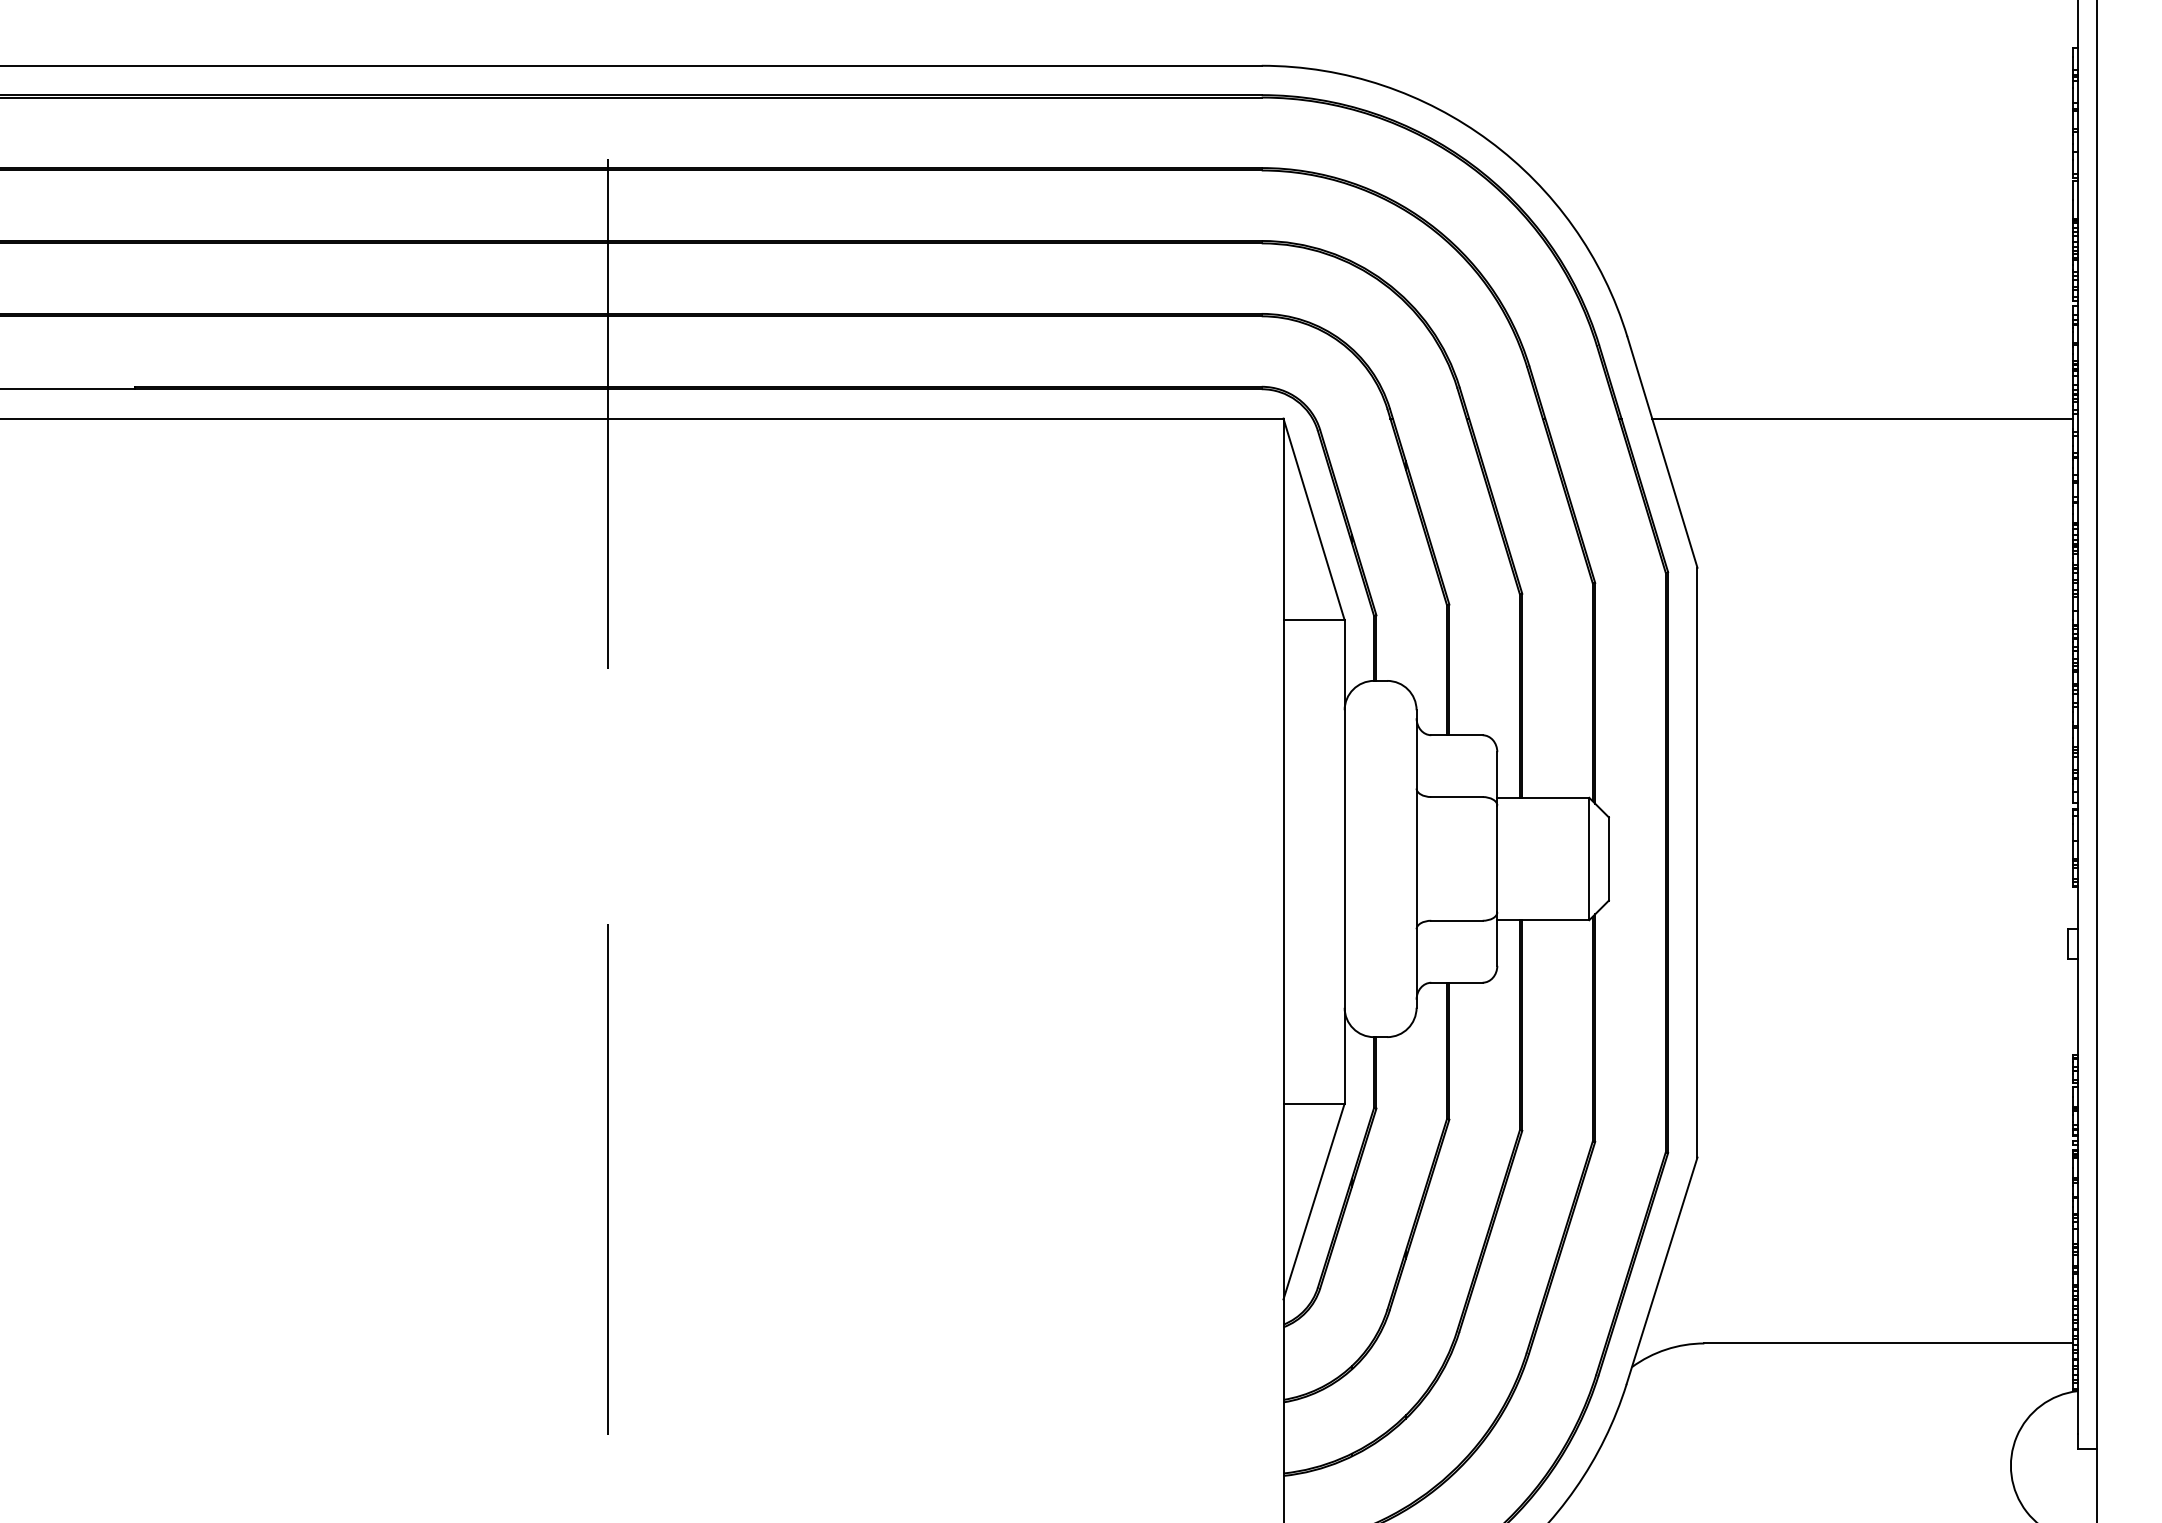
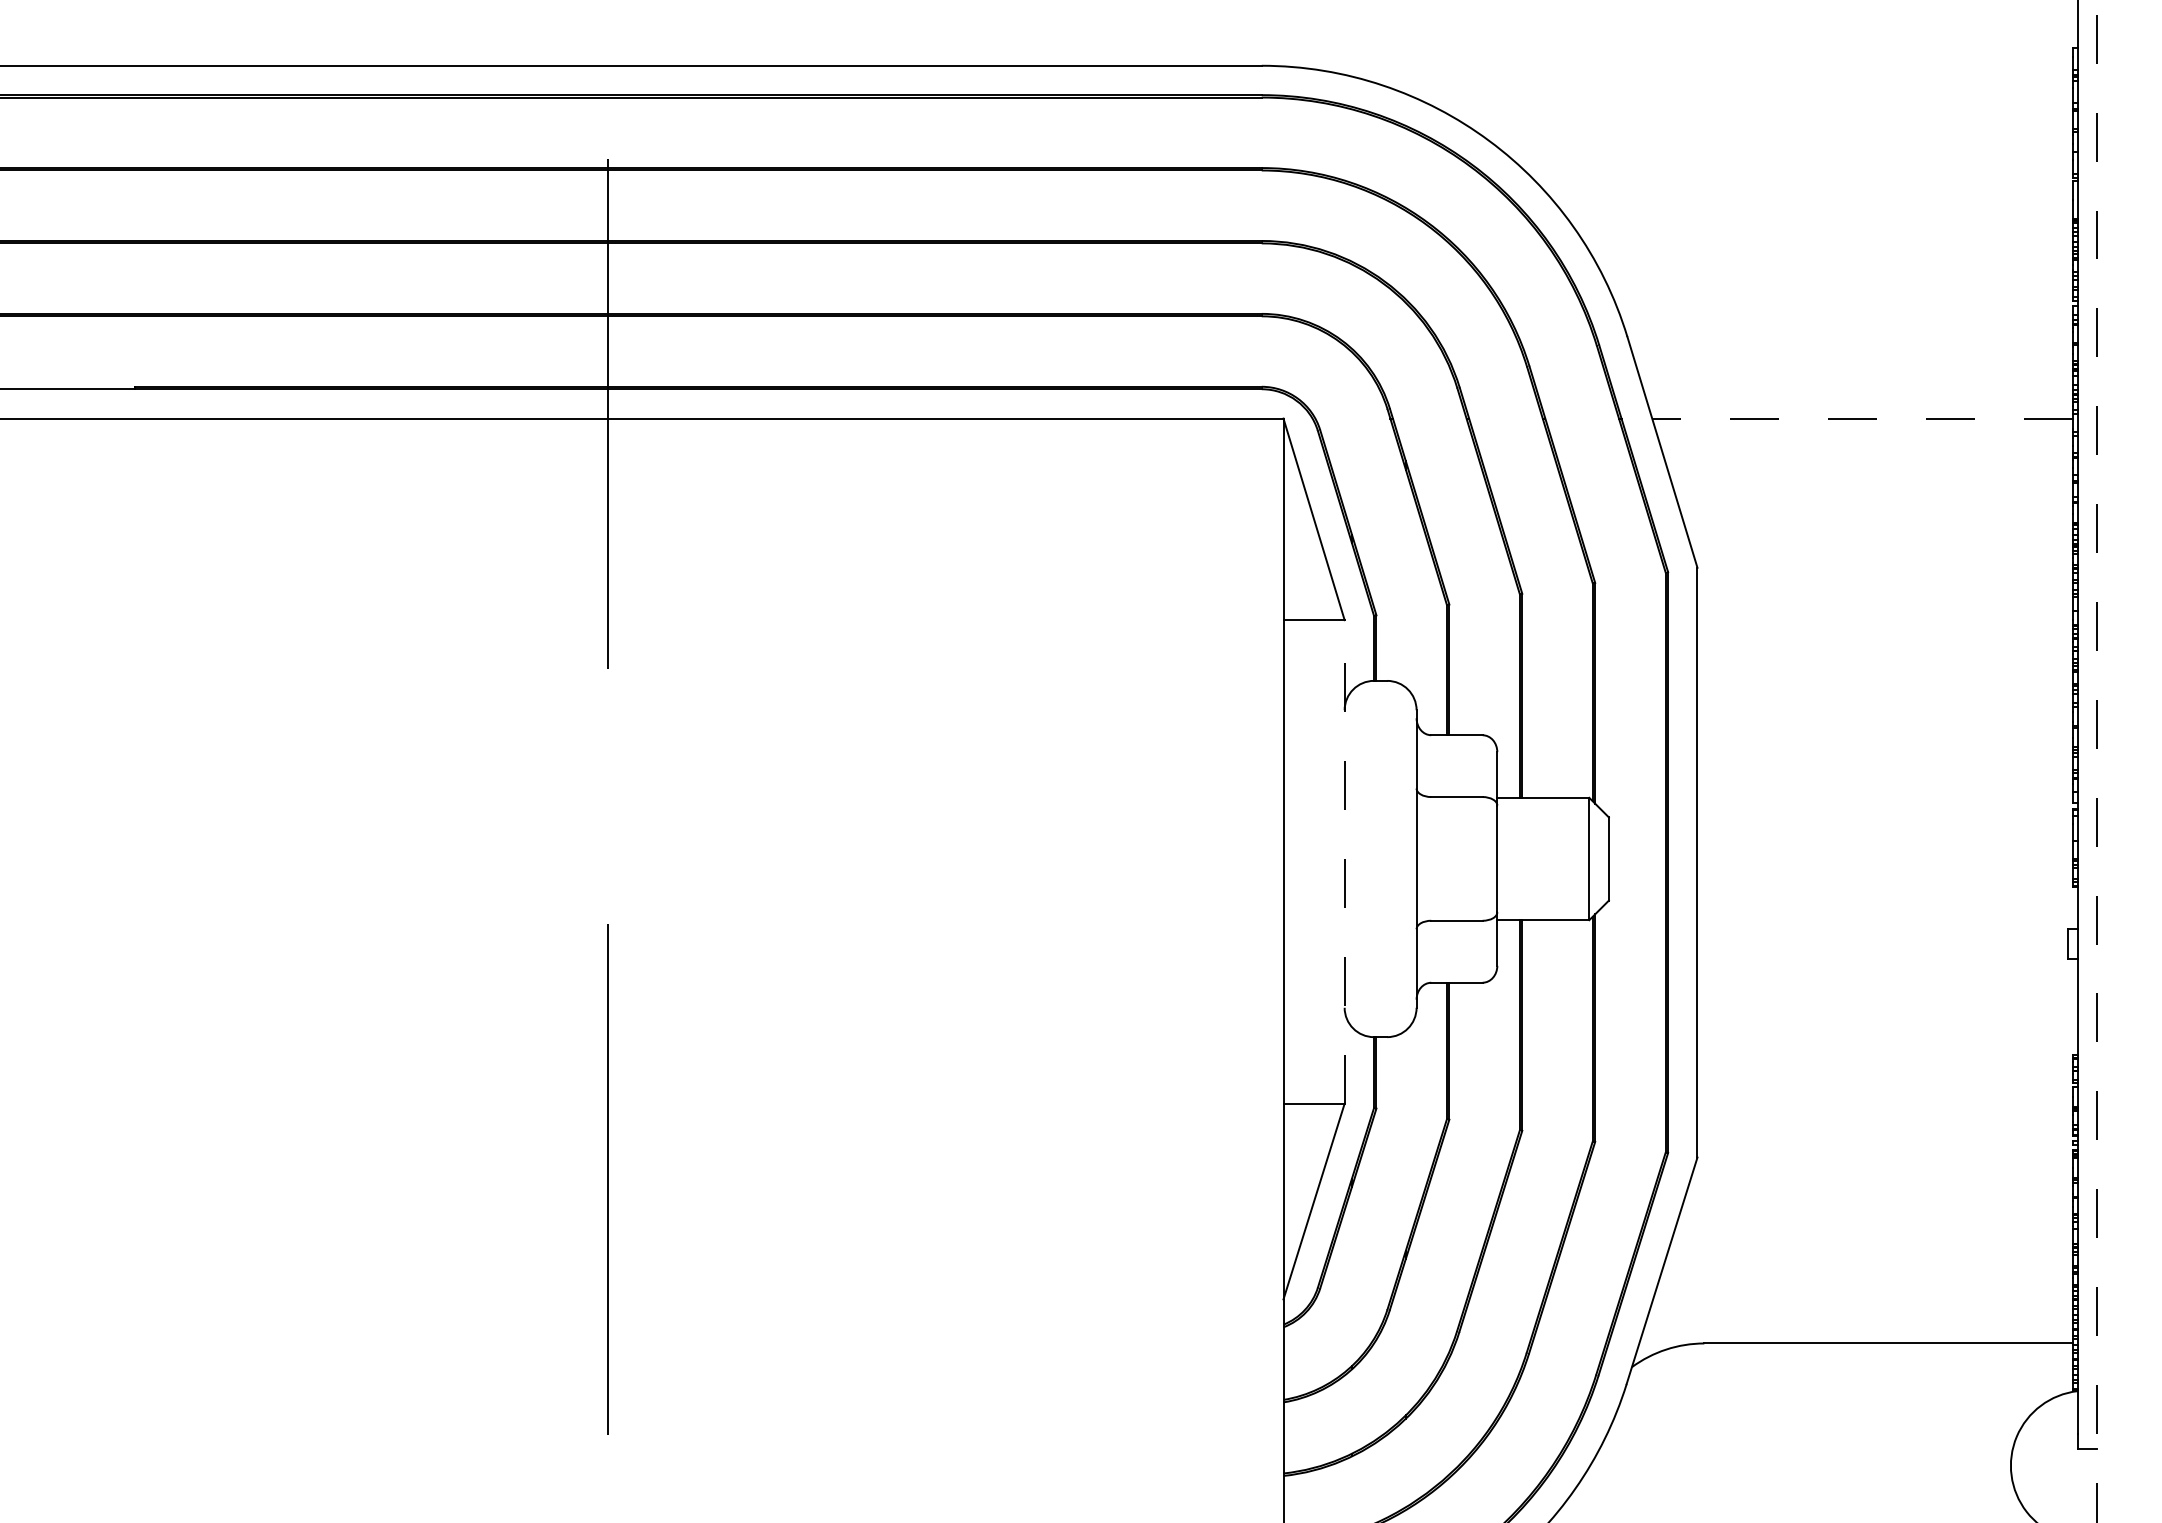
line: solid -> dashed (1861, 418)
line: solid -> dashed (2097, 761)
line: solid -> dashed (1344, 861)
